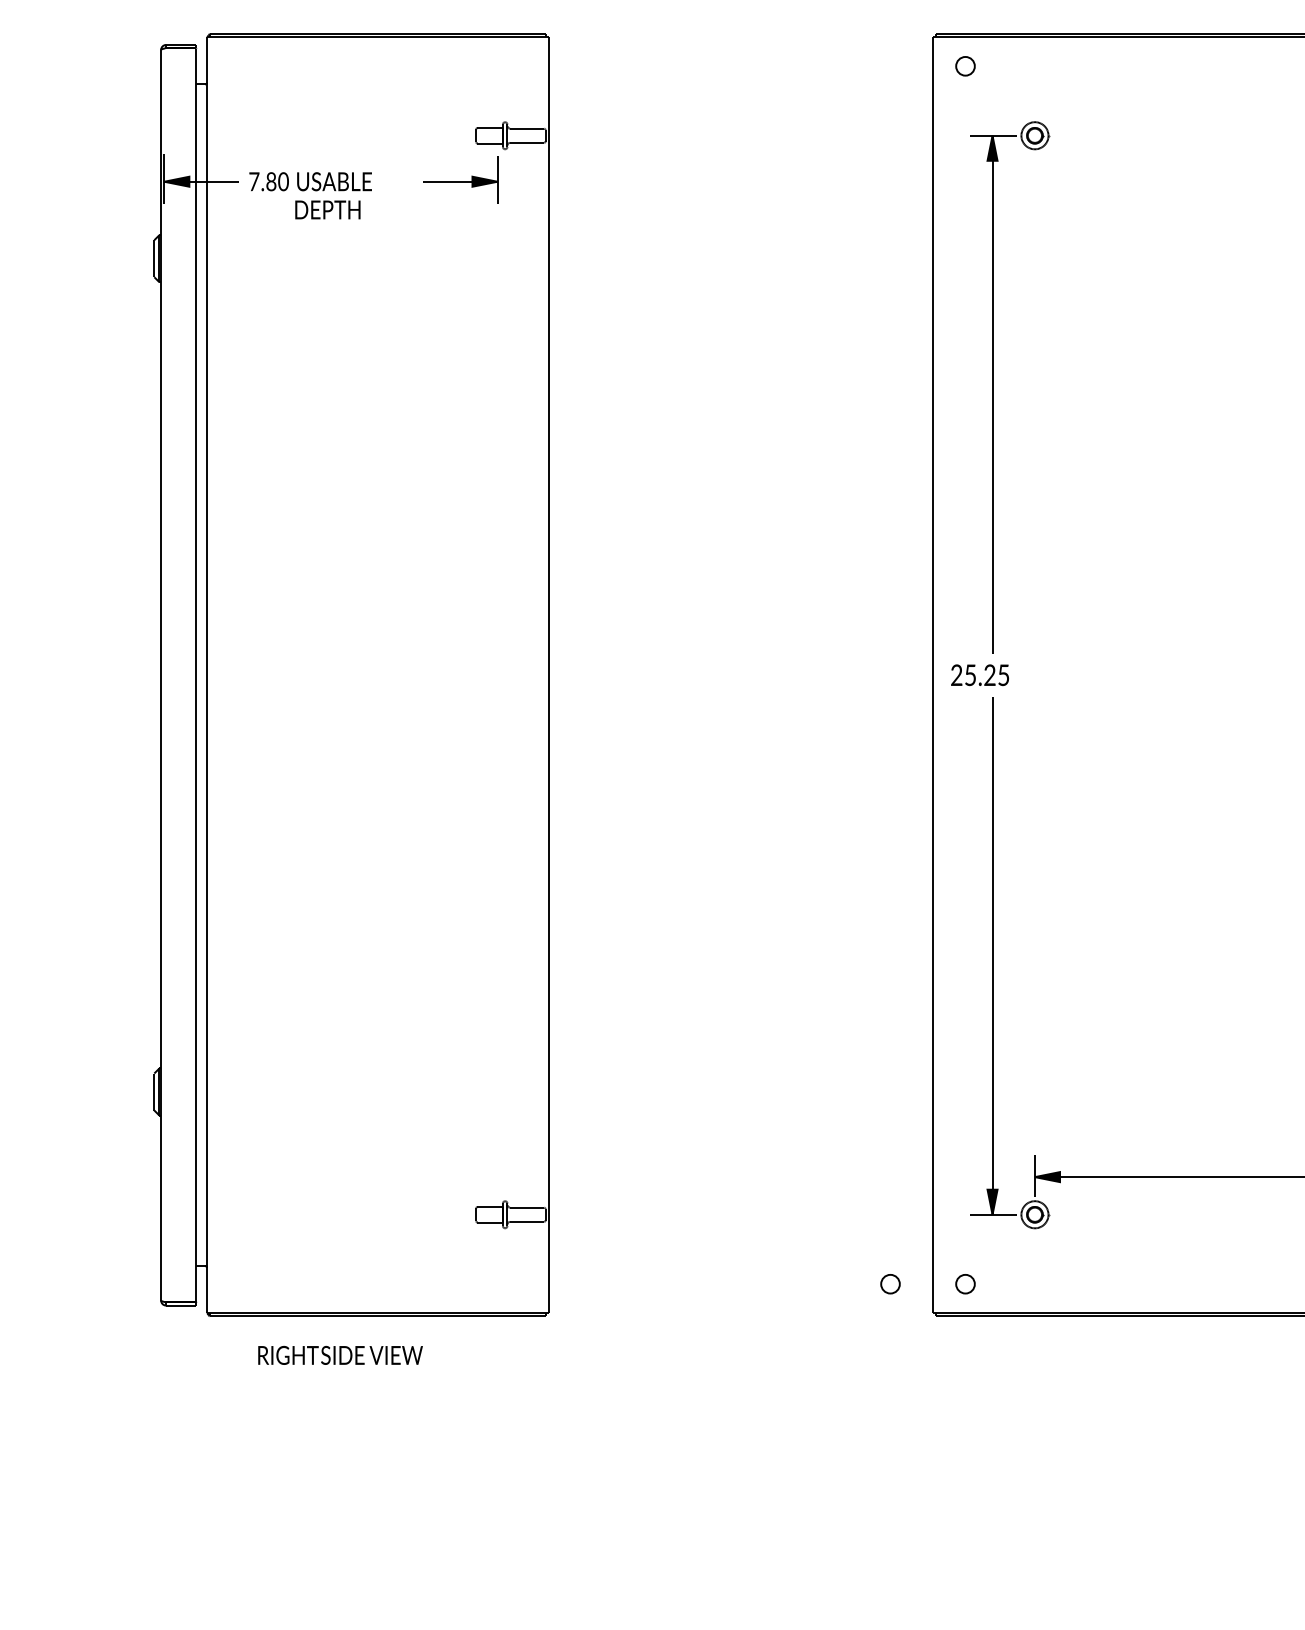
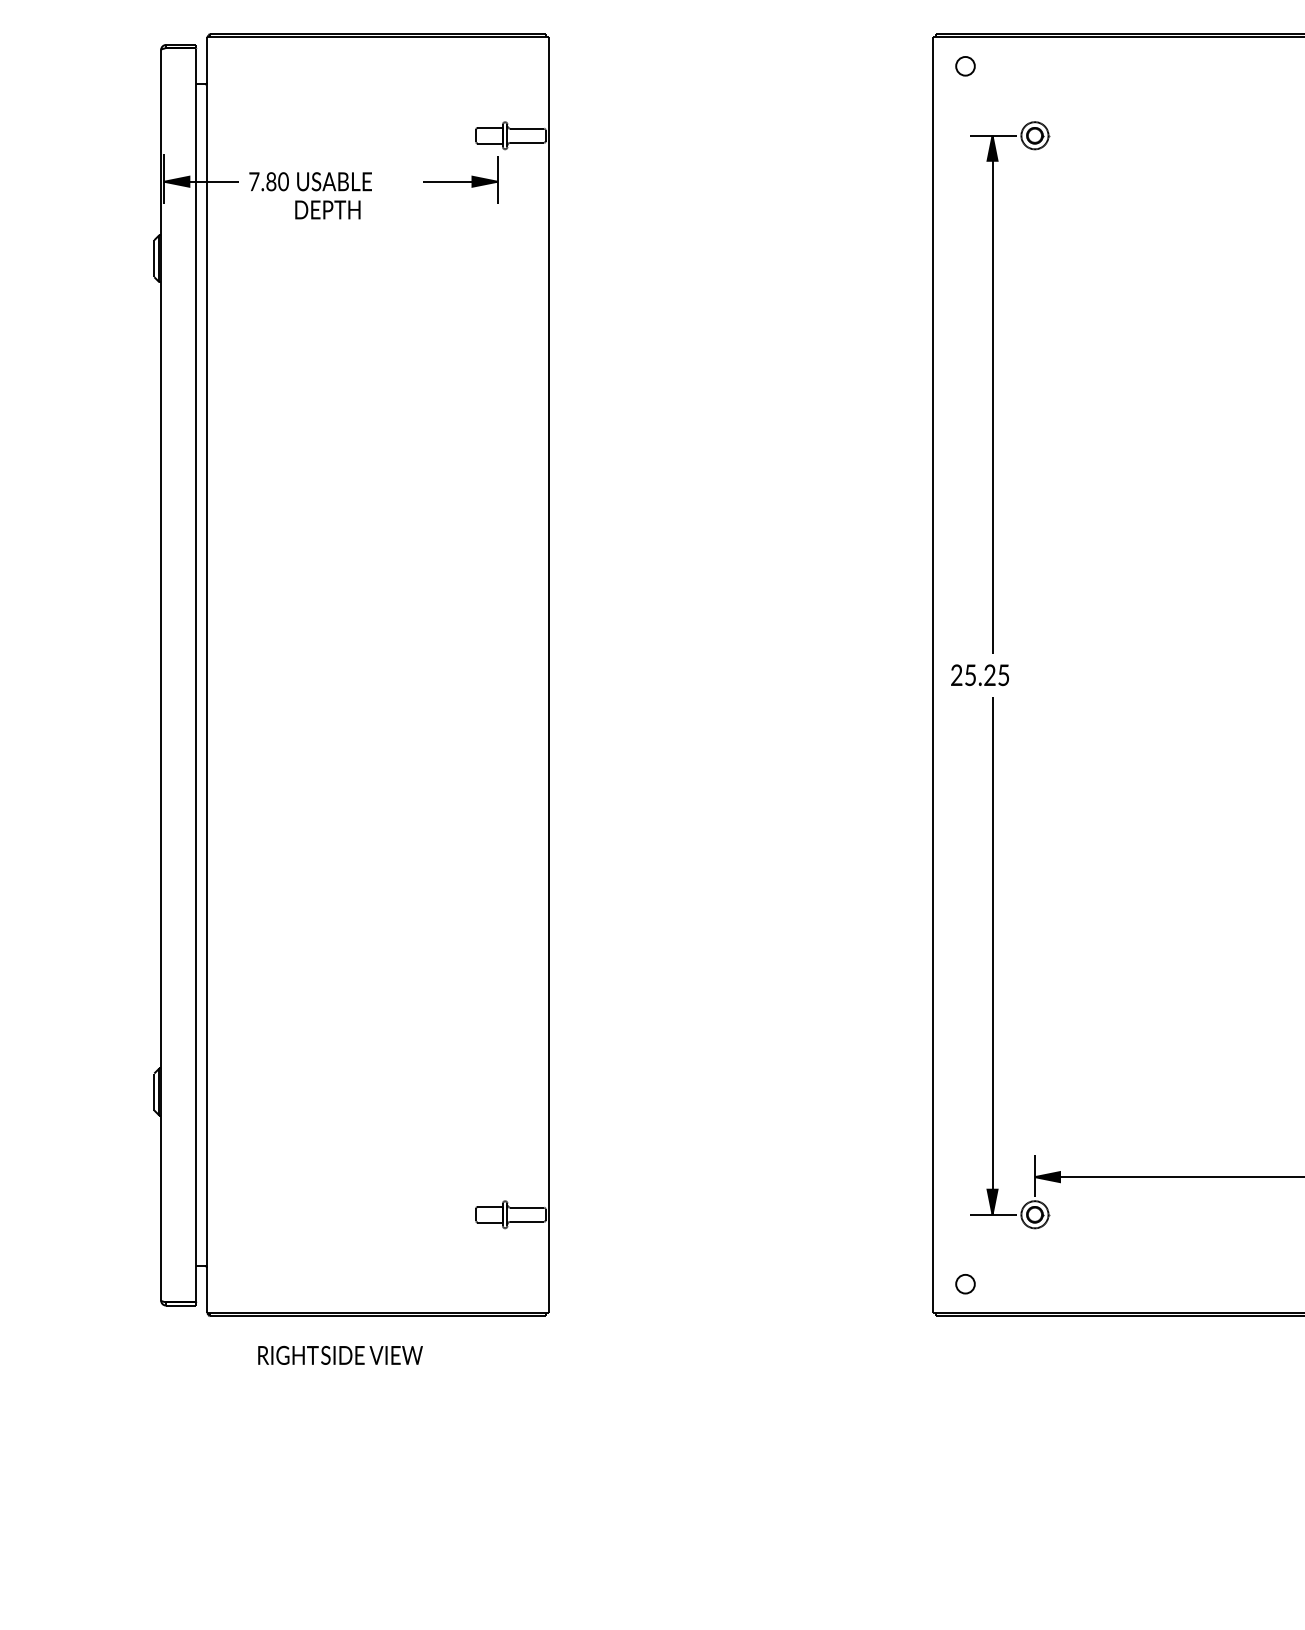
part: present -> none (890, 1284)
